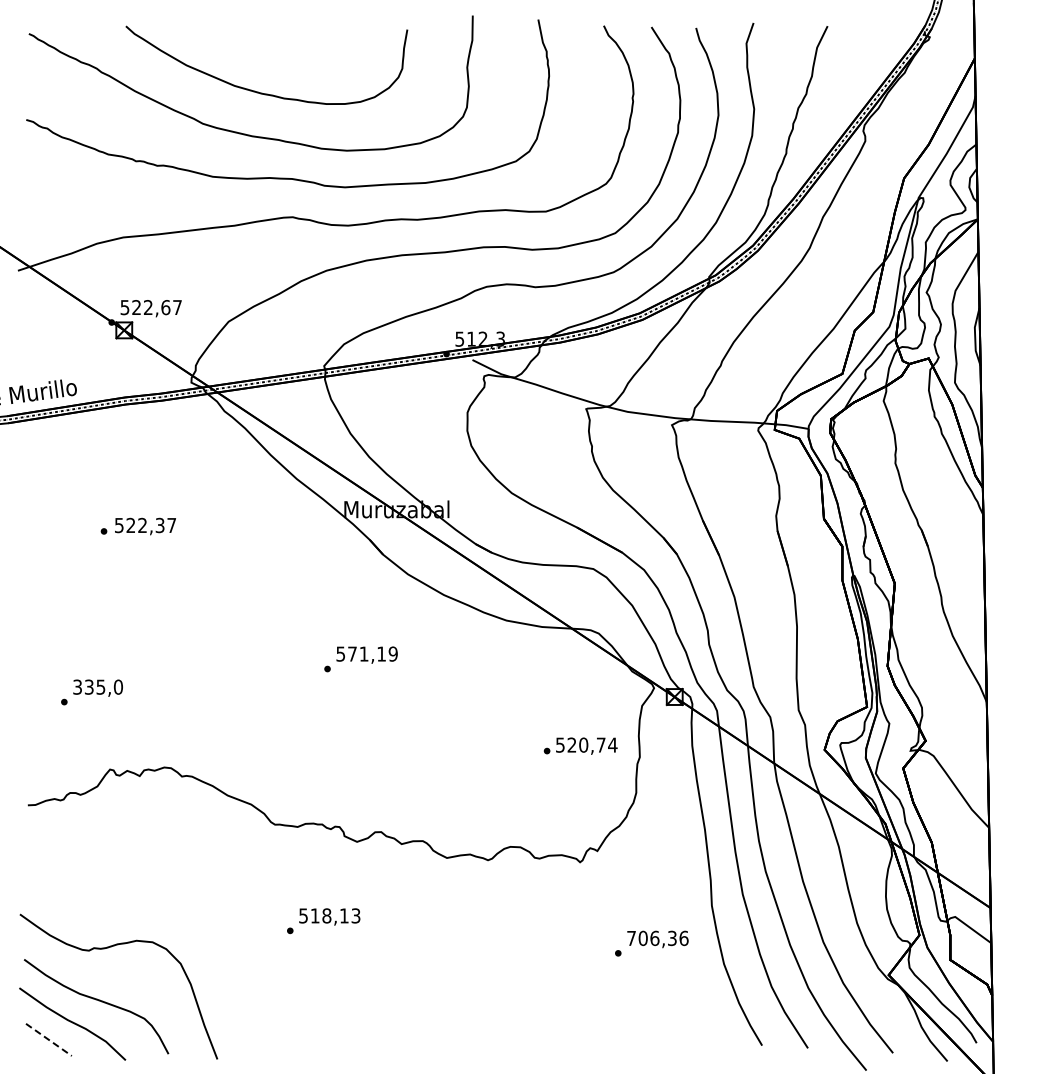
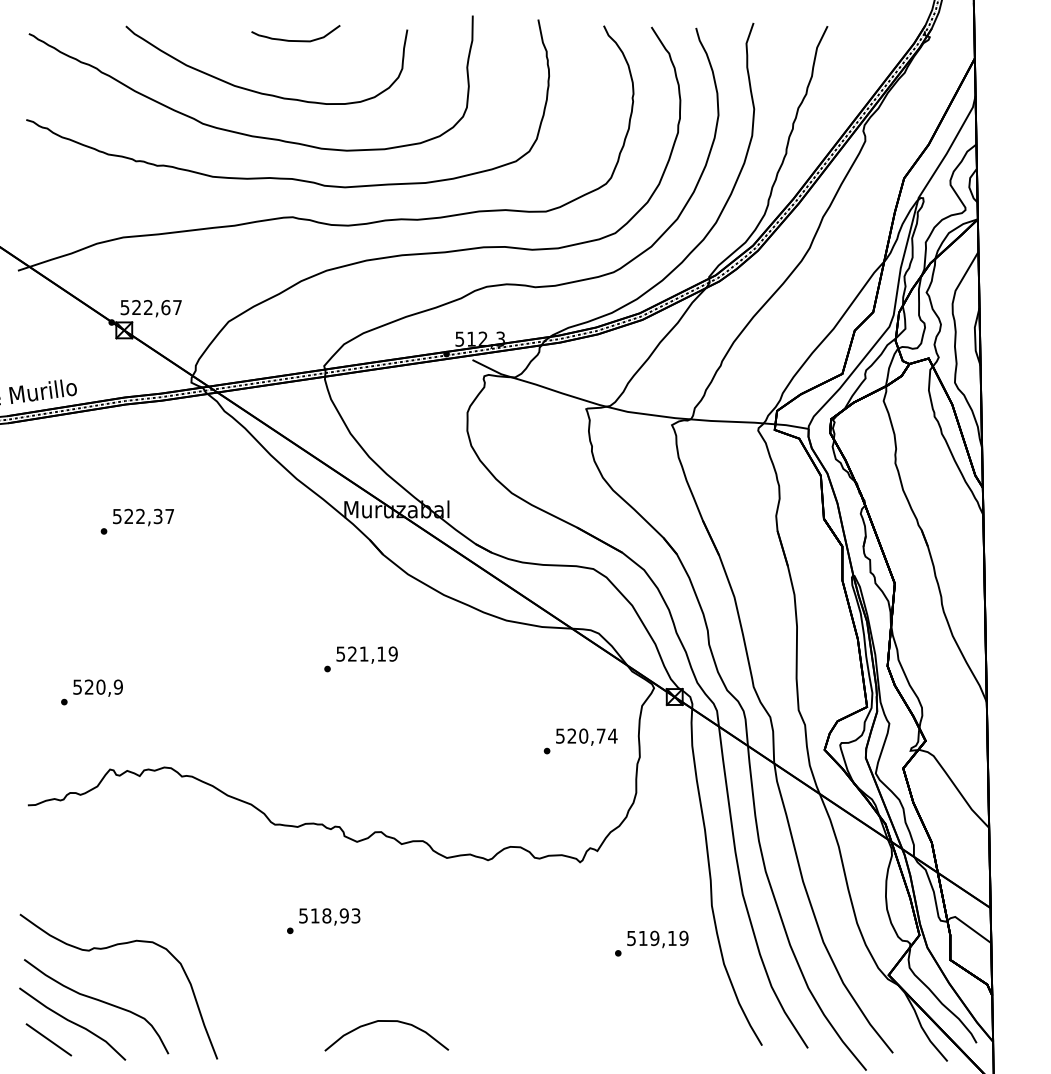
curve: none -> present (295, 40)
text position: (145, 526) -> (143, 517) (143, 517)
text: 571,19 -> 521,19 (352, 653)
text: 335,0 -> 520,9 (97, 686)
text position: (586, 745) -> (586, 736) (586, 736)
text: 518,13 -> 518,93 (343, 915)
text: 706,36 -> 519,19 (657, 938)
curve: none -> present (386, 1021)
line: dashed -> solid (48, 1039)
